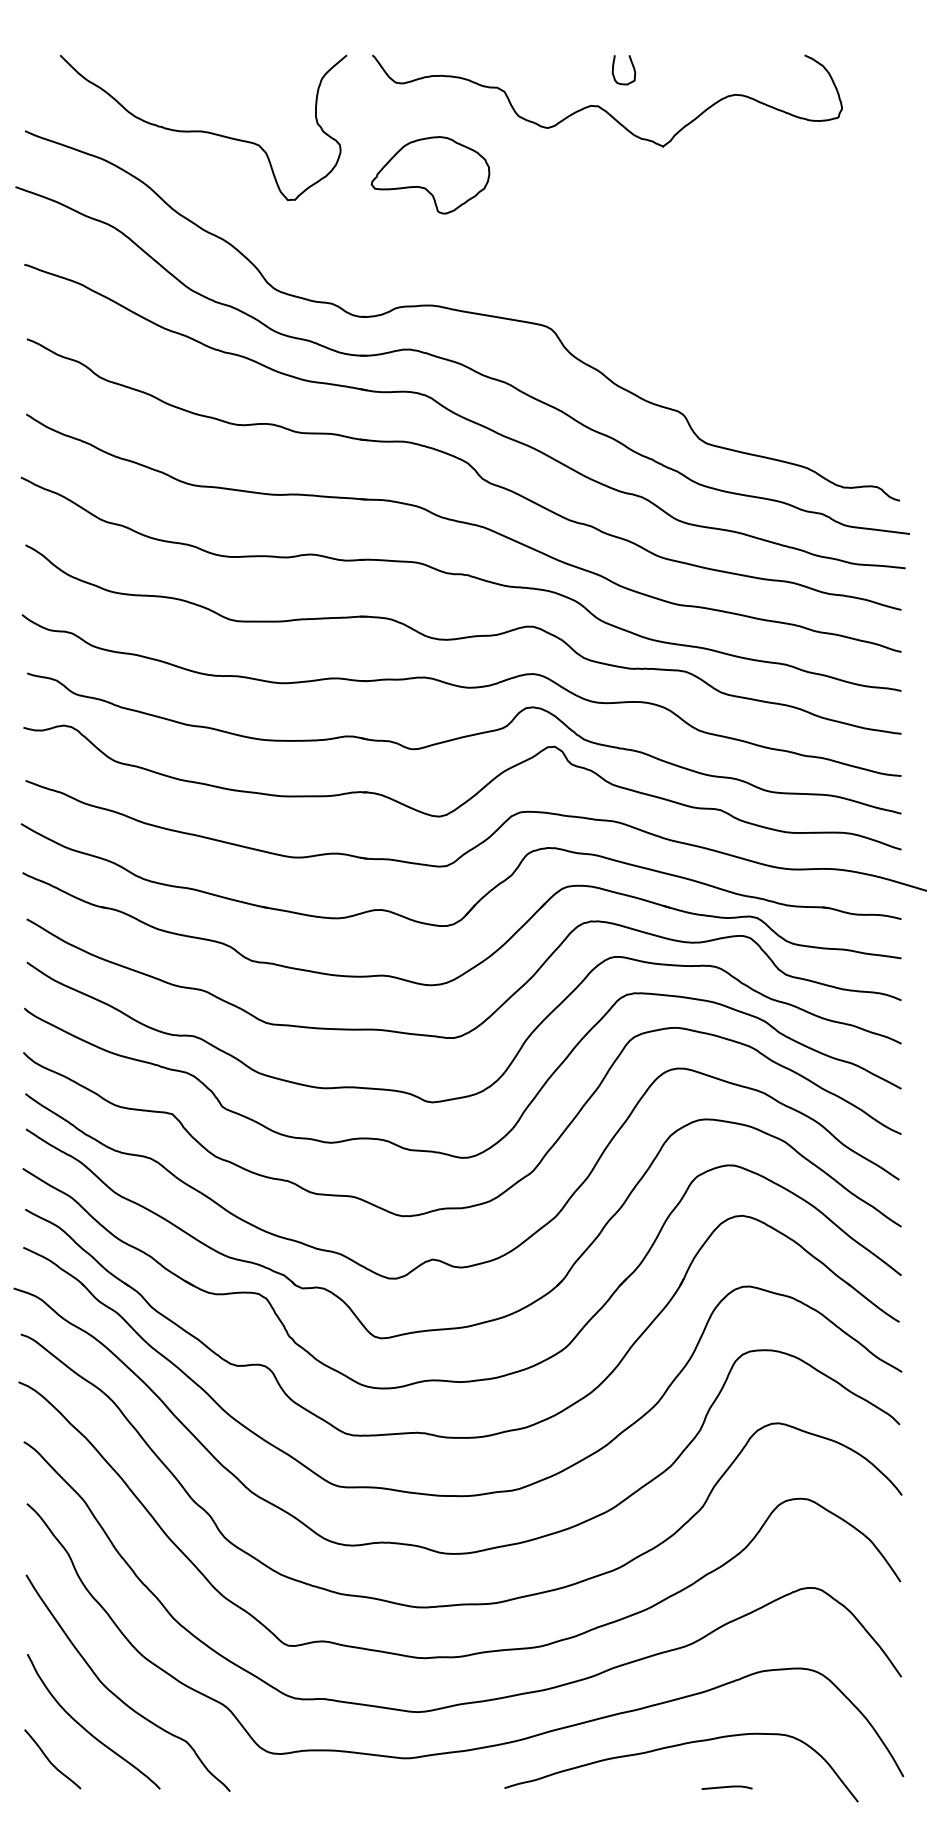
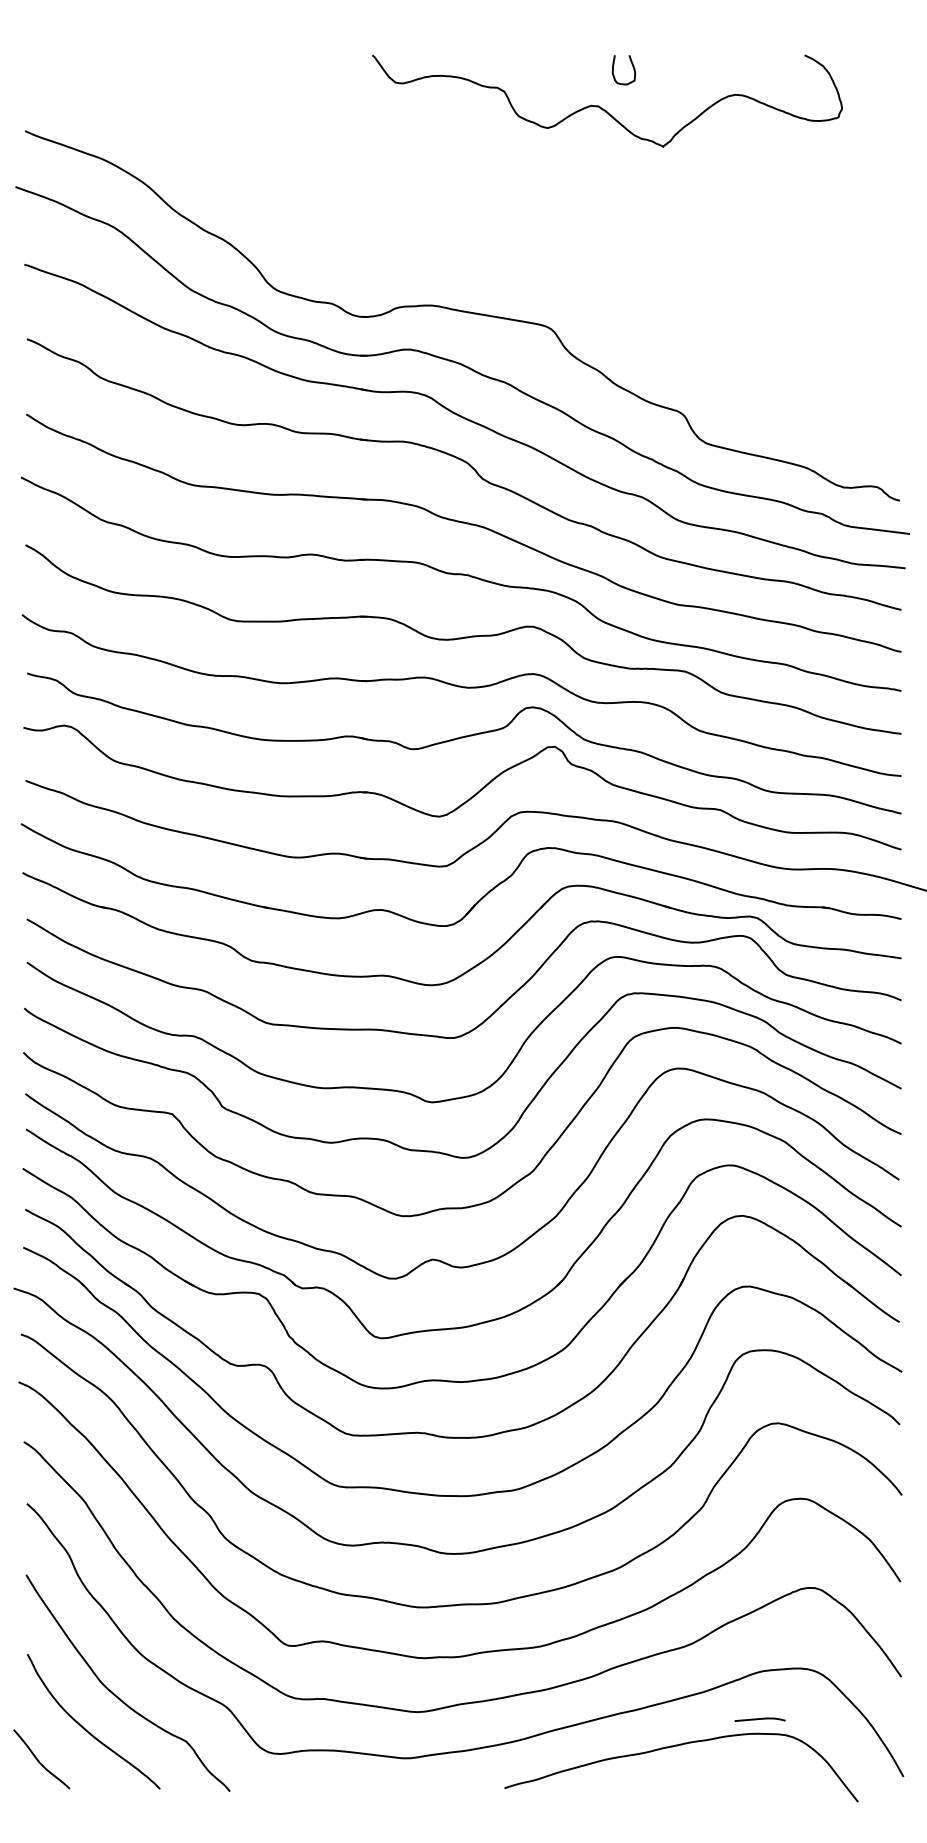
curve: present -> none (203, 130)
part: present -> none (430, 175)
curve position: (50, 1760) -> (39, 1760) (39, 1760)
curve position: (726, 1787) -> (759, 1719) (759, 1719)
